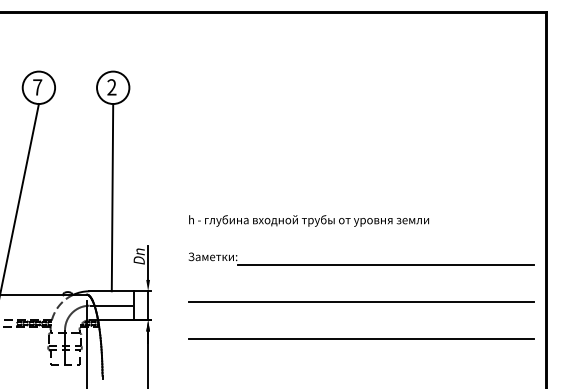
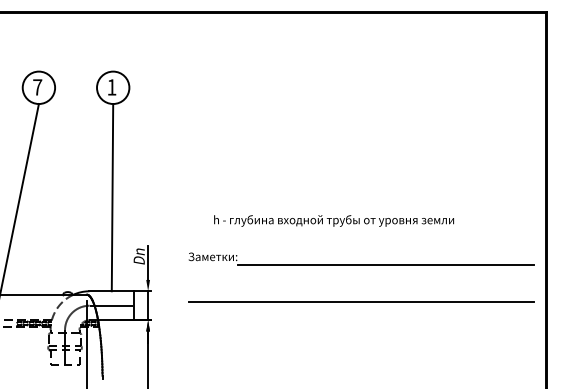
text: 2 -> 1 (111, 87)
text position: (308, 220) -> (333, 220) (333, 220)
line: present -> none (361, 338)
